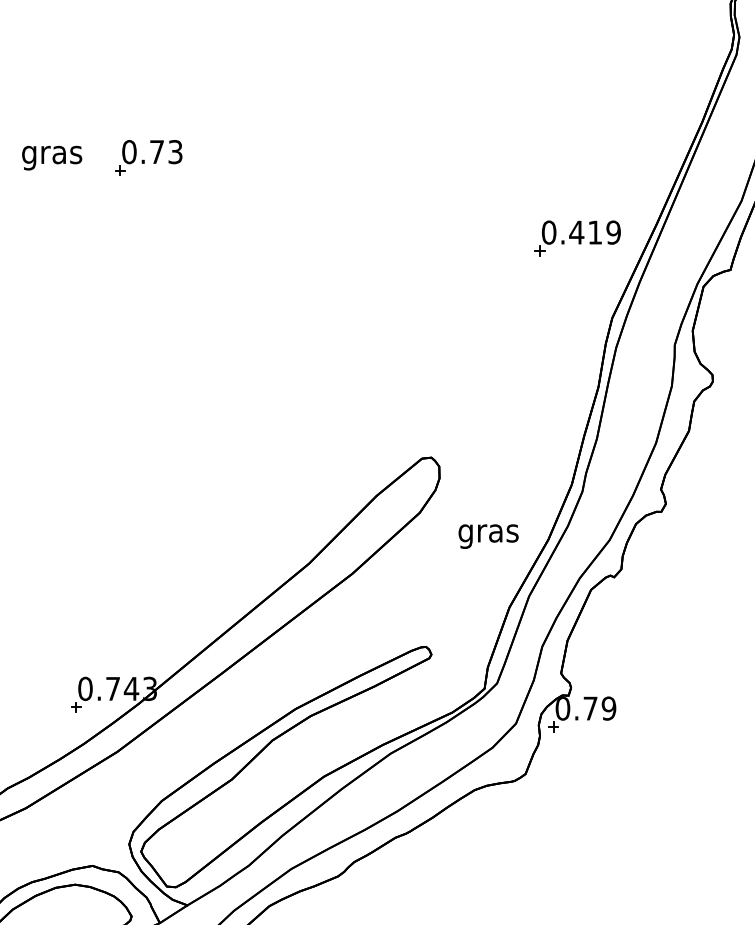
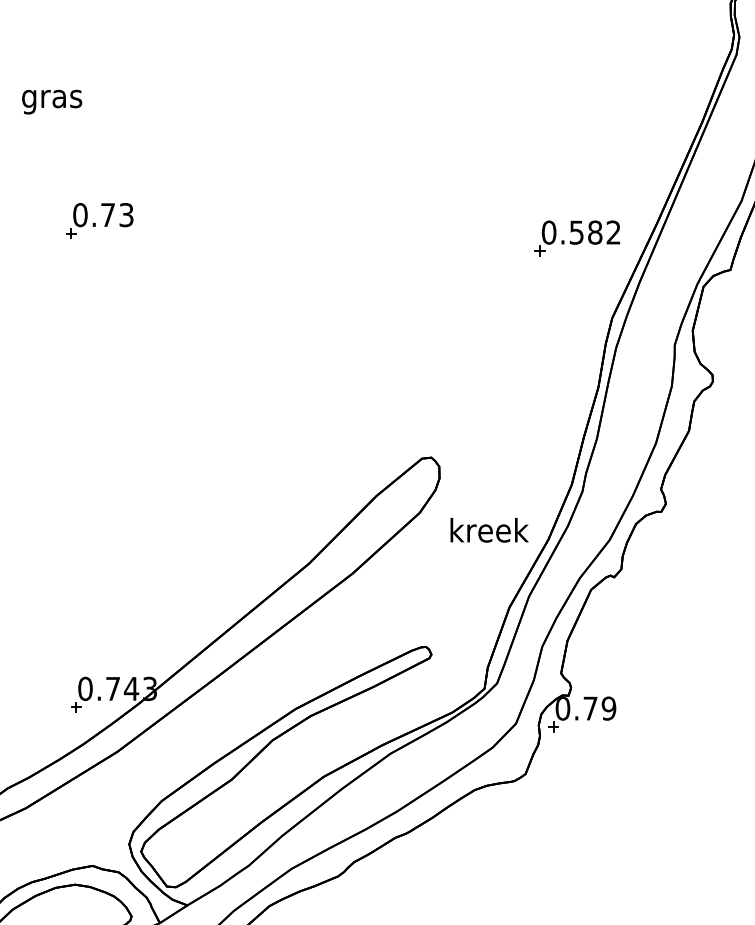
text position: (52, 157) -> (52, 101) (52, 101)
part position: (148, 157) -> (99, 220) (99, 220)
text: 0.419 -> 0.582 (594, 232)
text: gras -> kreek (489, 532)
